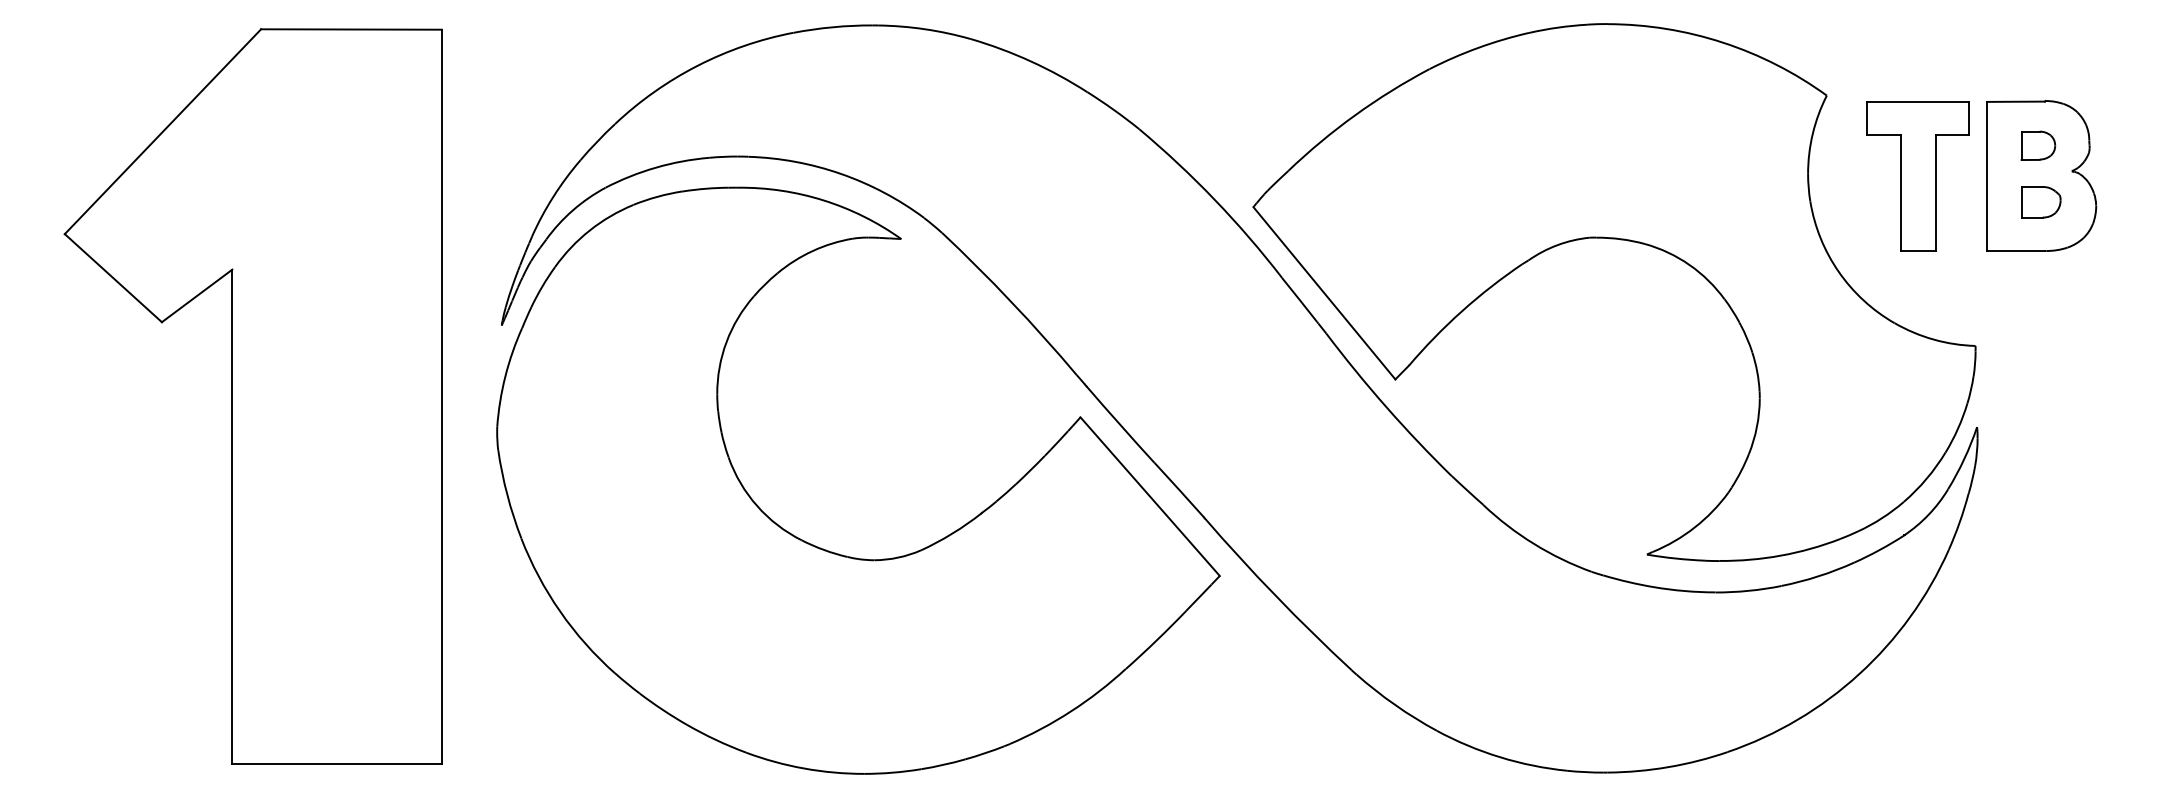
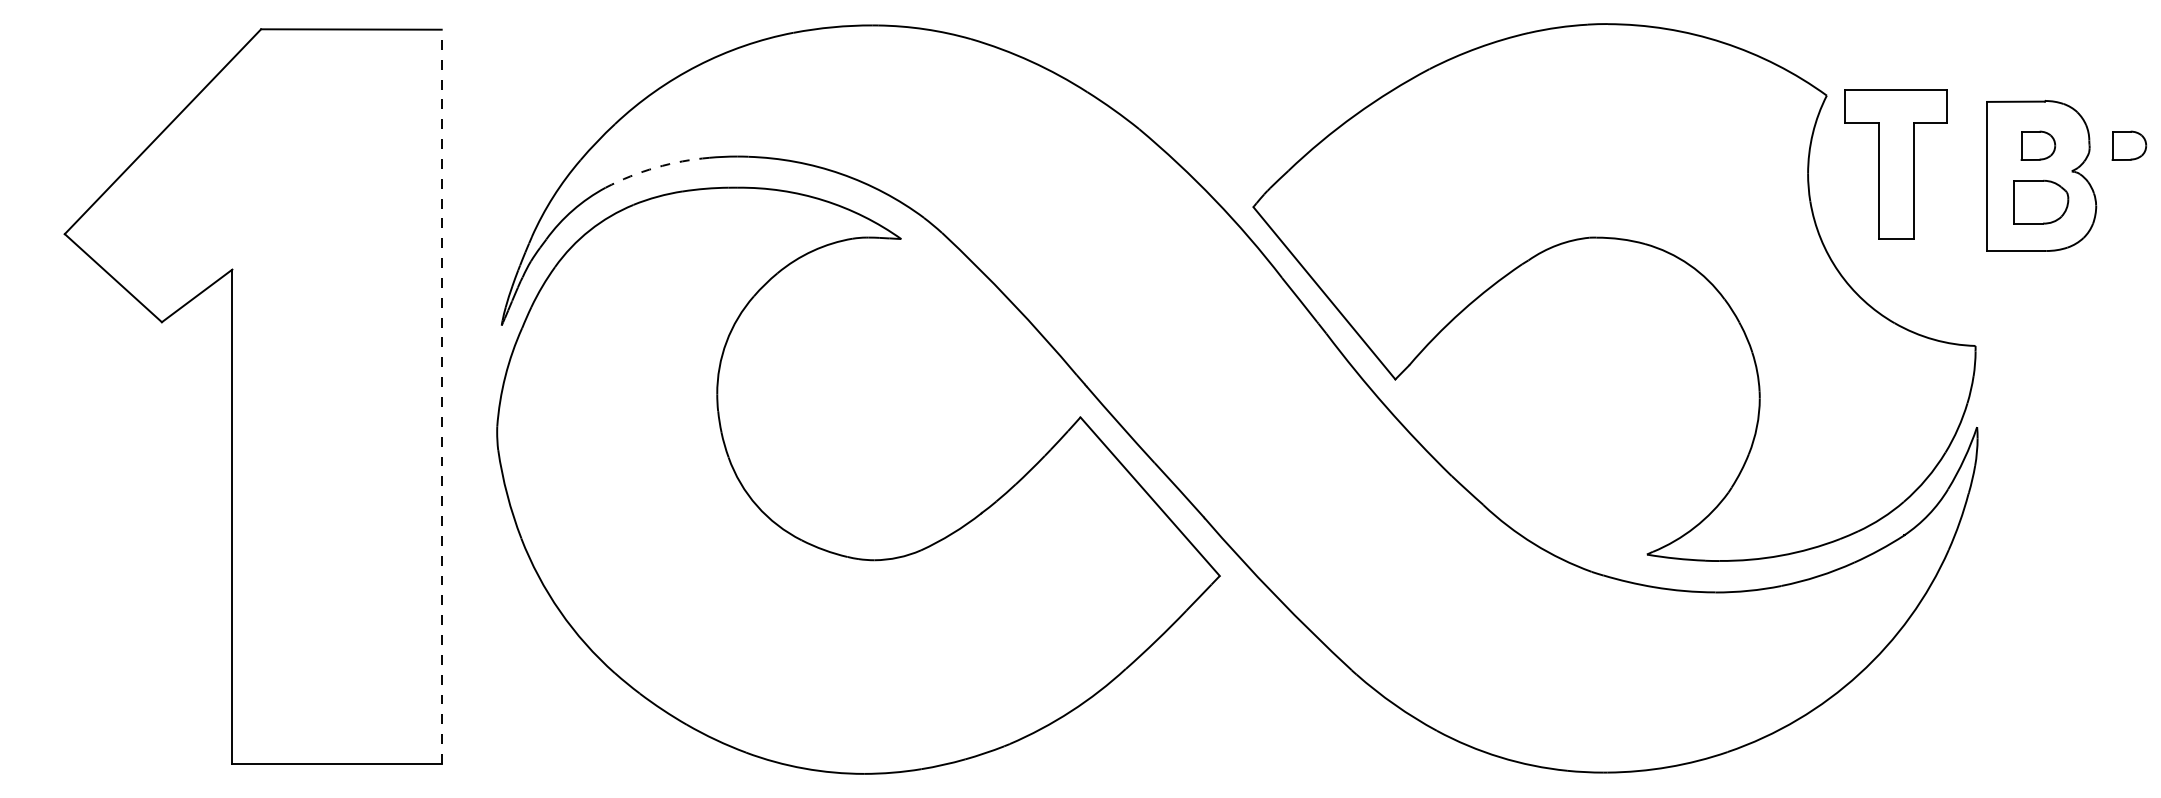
part: none -> present (2129, 145)
arc: solid -> dashed (655, 167)
part position: (1917, 176) -> (1895, 164) (1895, 164)
part size: 41x33 px -> 57x46 px (2041, 201)
line: solid -> dashed (441, 396)
